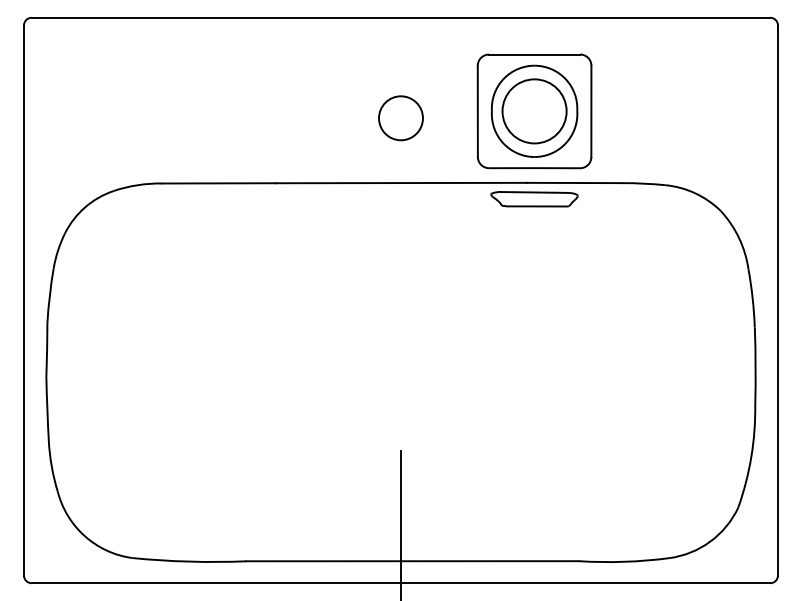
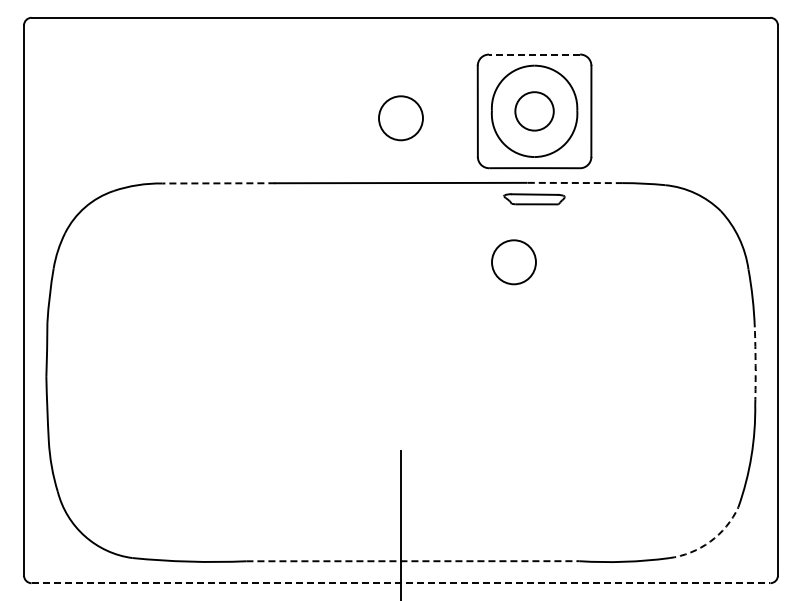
line: solid -> dashed (534, 54)
circle diameter: 64 px -> 38 px (534, 111)
line: solid -> dashed (574, 182)
line: solid -> dashed (218, 183)
part size: 89x17 px -> 63x13 px (534, 199)
circle: none -> present (513, 262)
arc: solid -> dashed (755, 365)
arc: solid -> dashed (710, 541)
line: solid -> dashed (413, 561)
line: solid -> dashed (401, 583)
